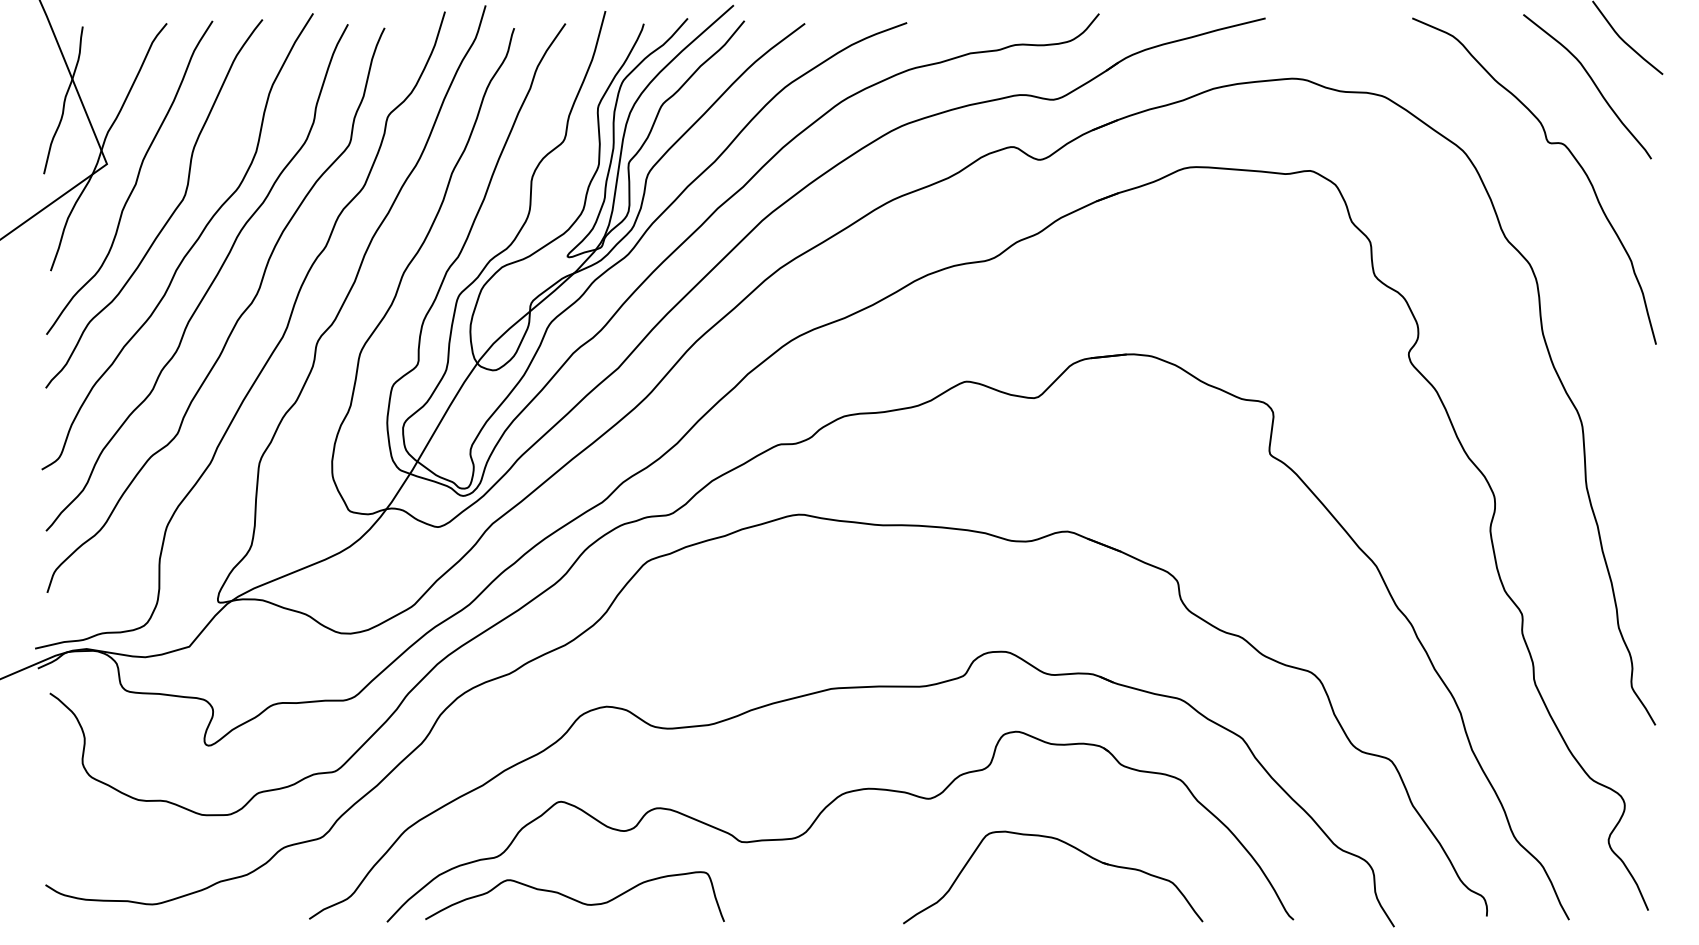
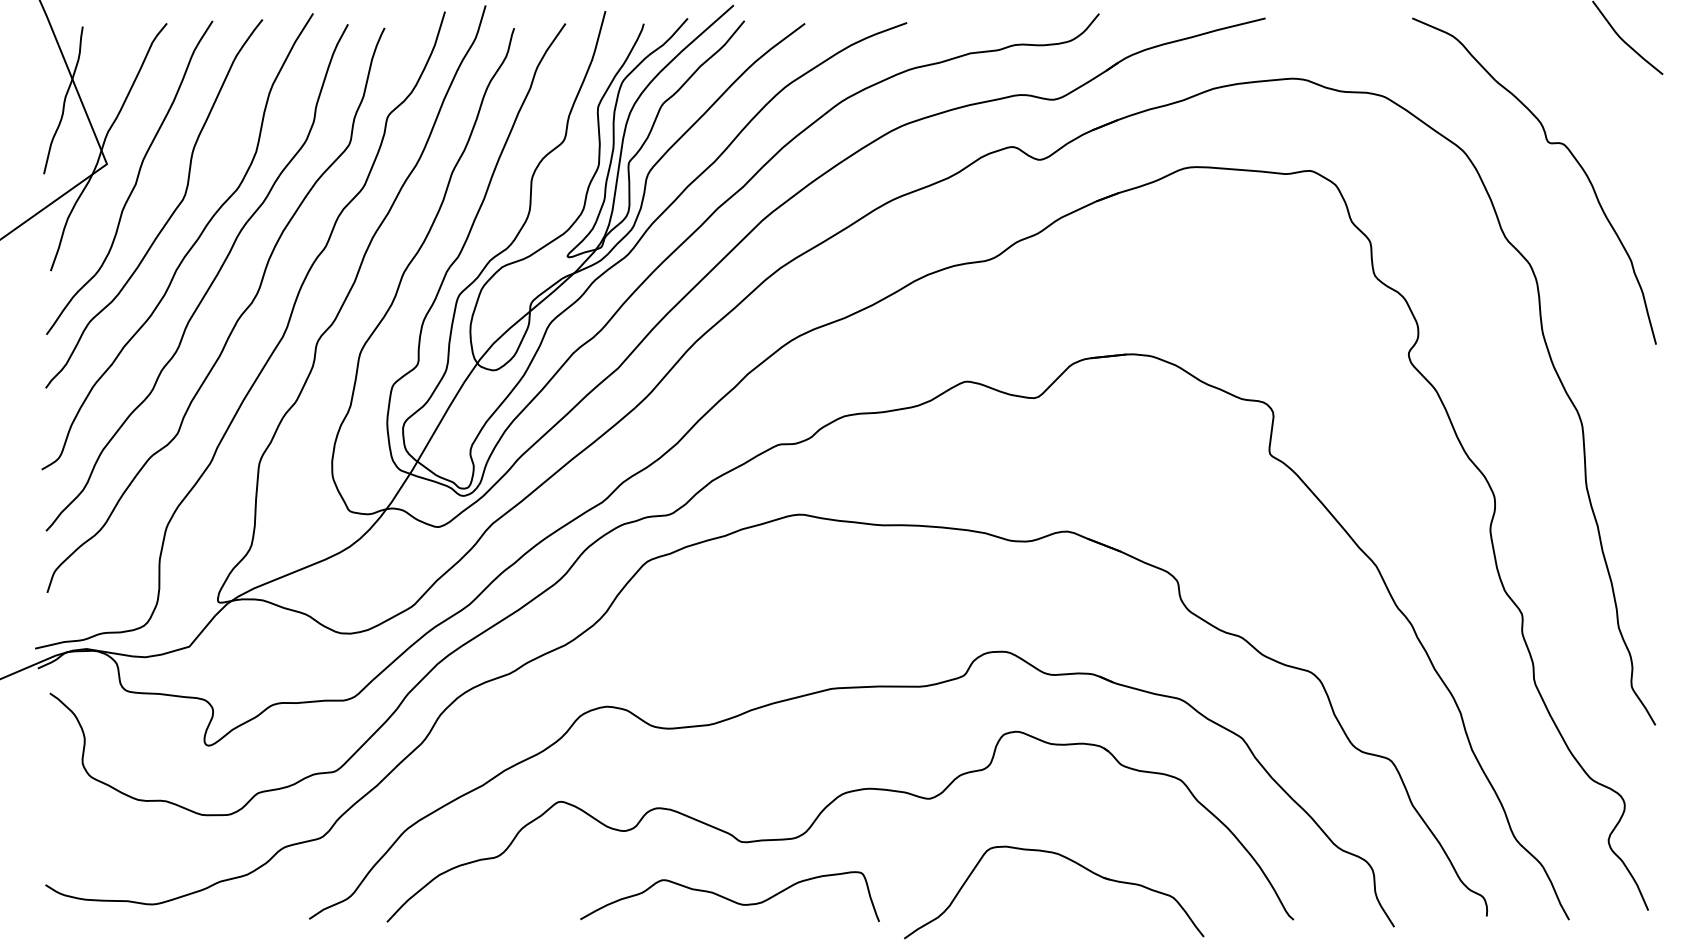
curve: present -> none (1592, 82)
part position: (1068, 845) -> (1069, 860) (1069, 860)
curve position: (574, 898) -> (729, 898) (729, 898)
